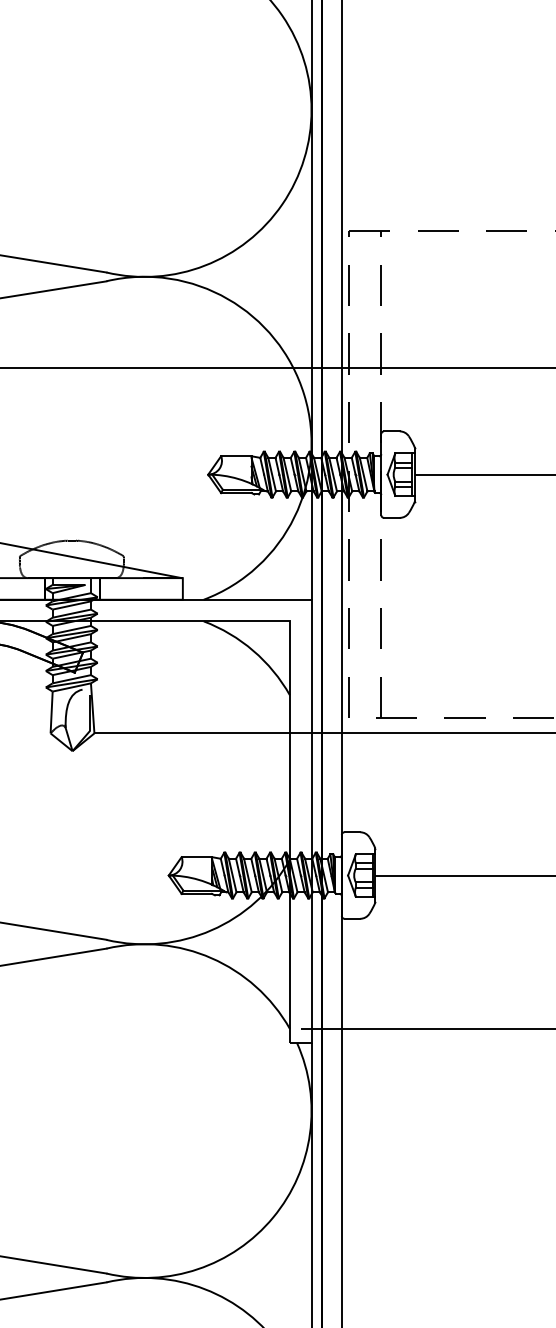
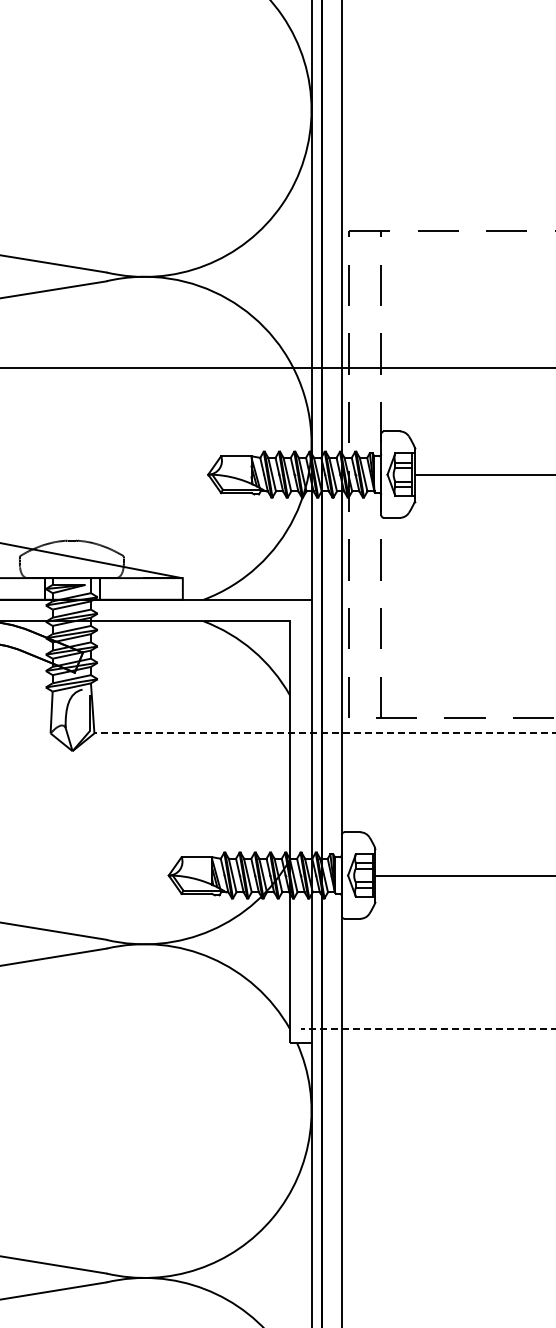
line: solid -> dashed (325, 733)
line: solid -> dashed (427, 1028)
